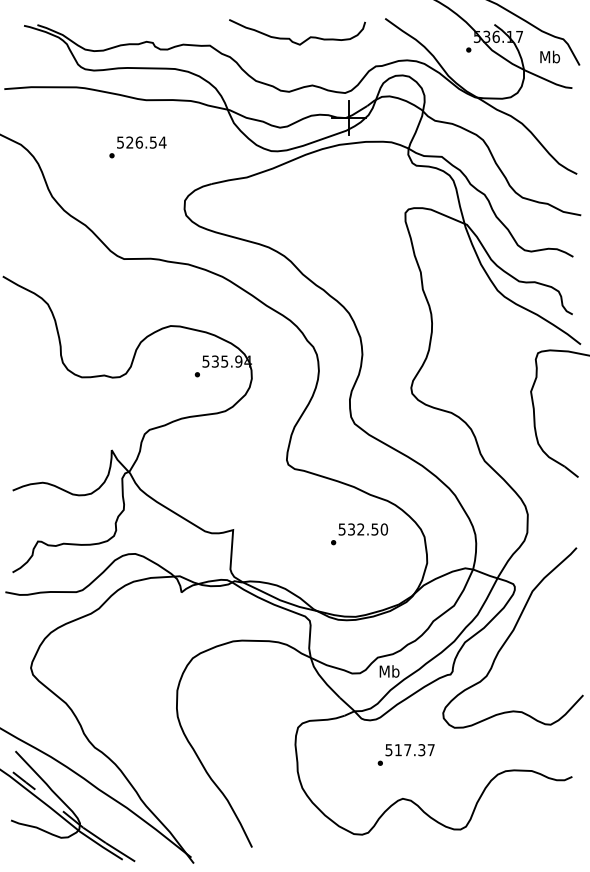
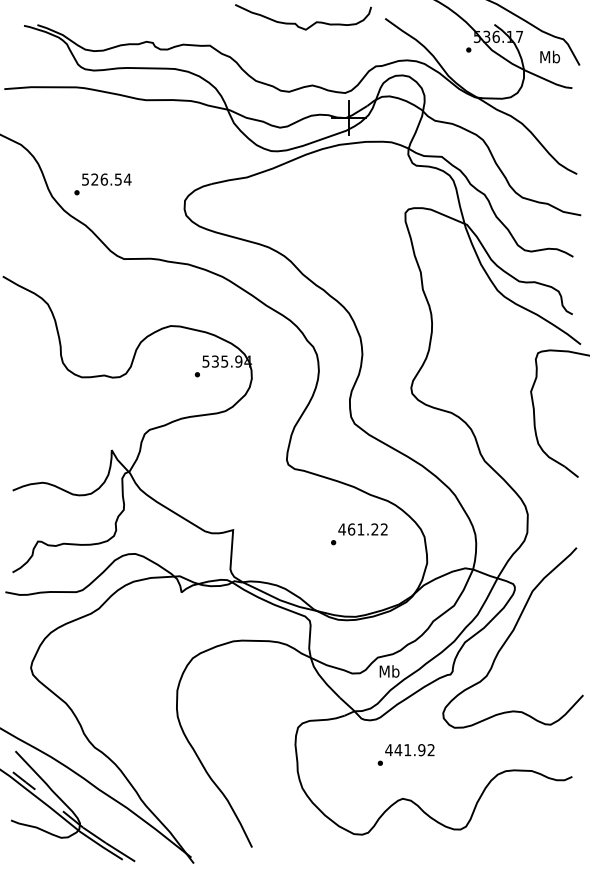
curve position: (290, 38) -> (296, 23) (296, 23)
text position: (137, 147) -> (102, 184) (102, 184)
text: 532.50 -> 461.22 (363, 529)
text: 517.37 -> 441.92 (409, 750)
